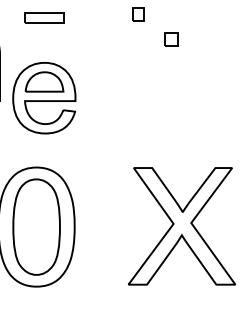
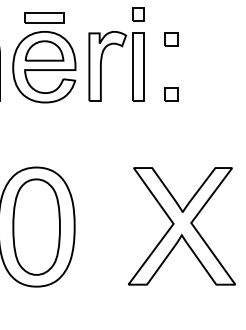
part: none -> present (101, 66)
part: none -> present (171, 94)
part position: (44, 98) -> (44, 67) (44, 67)
